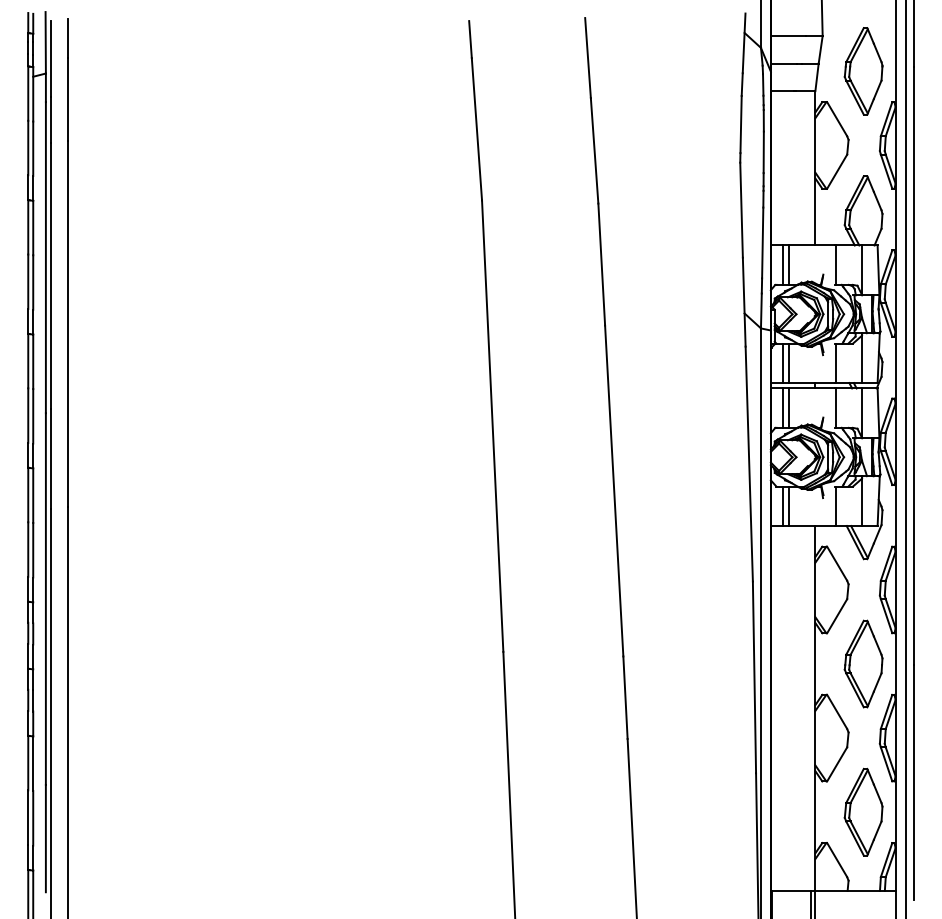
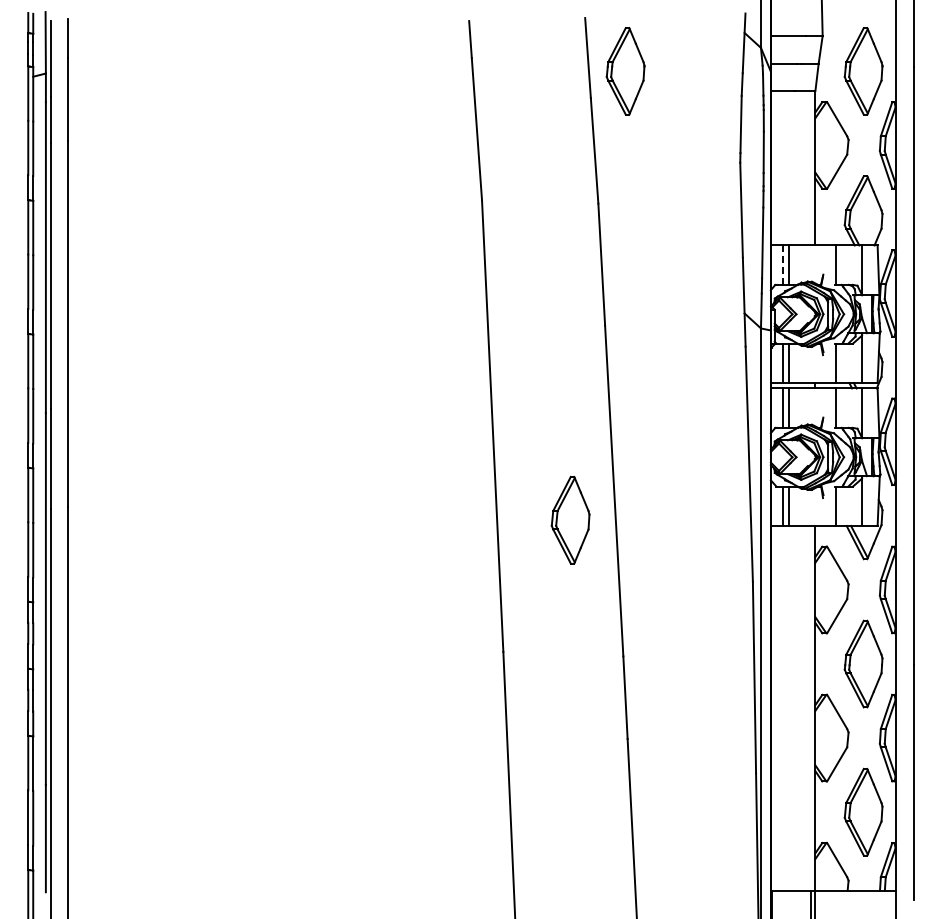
part: none -> present (625, 71)
line: solid -> dashed (782, 265)
line: present -> none (906, 458)
part: none -> present (570, 519)
